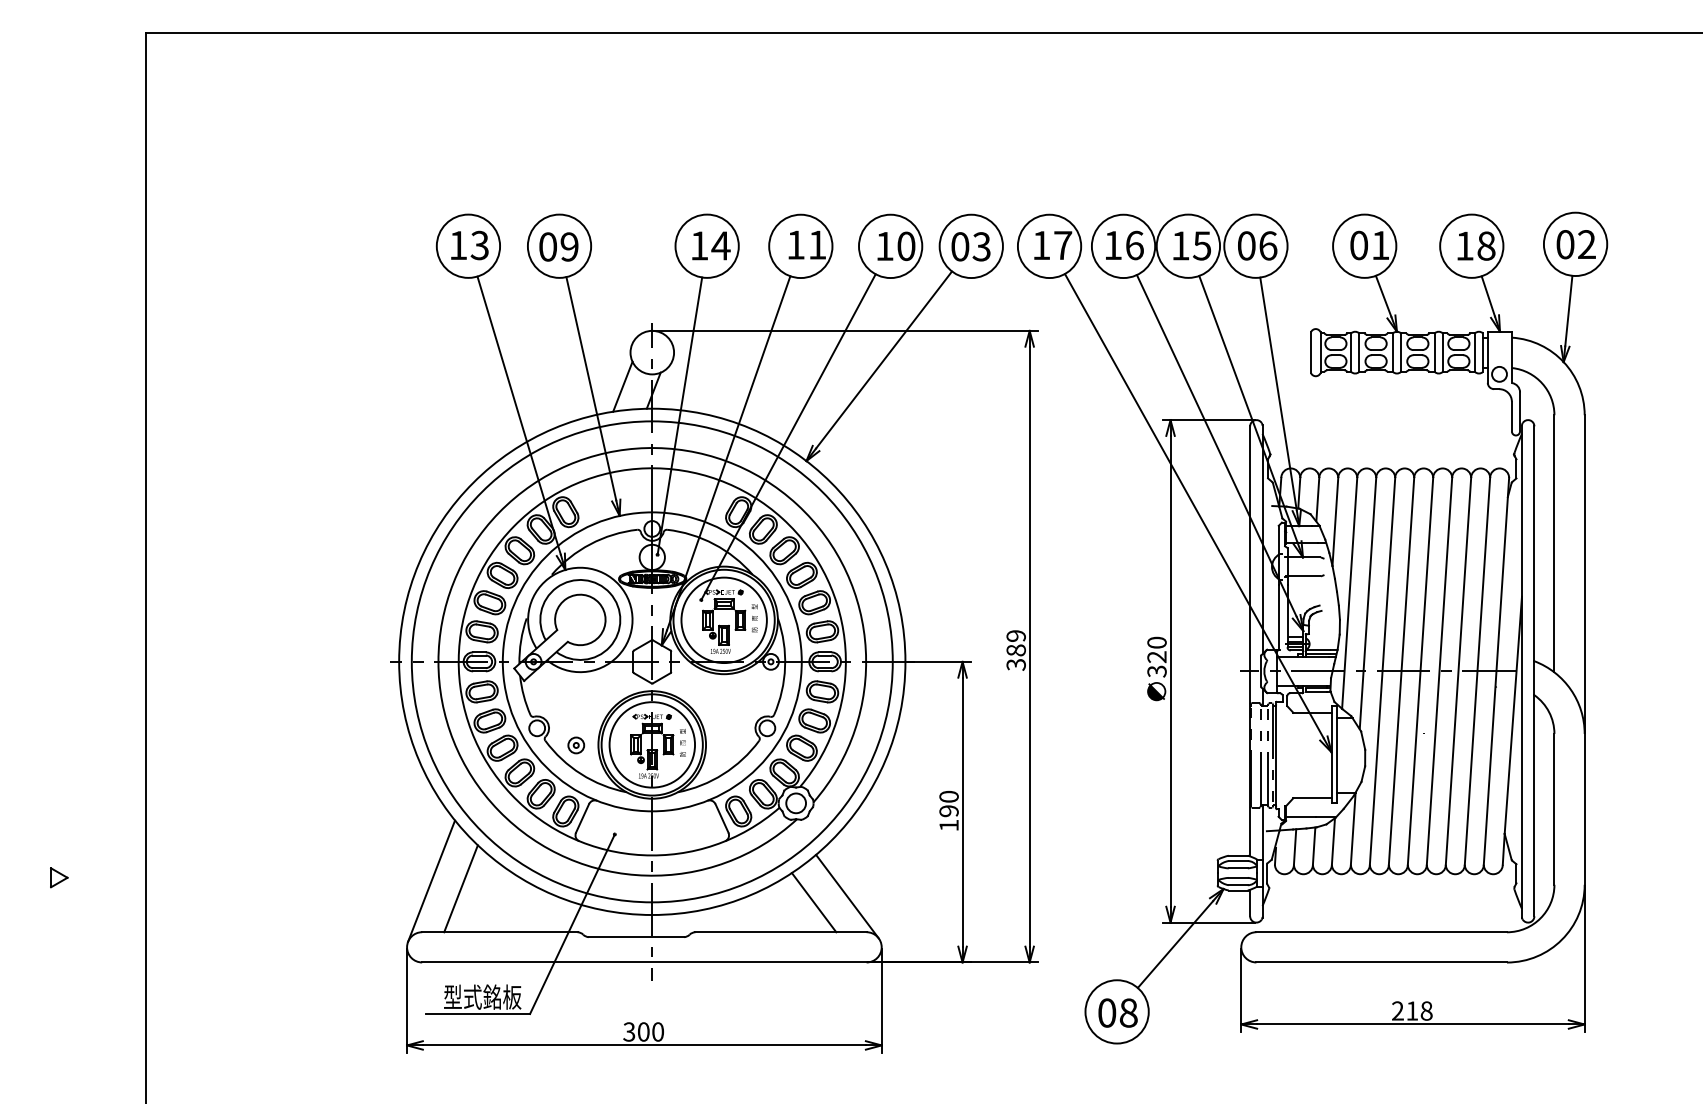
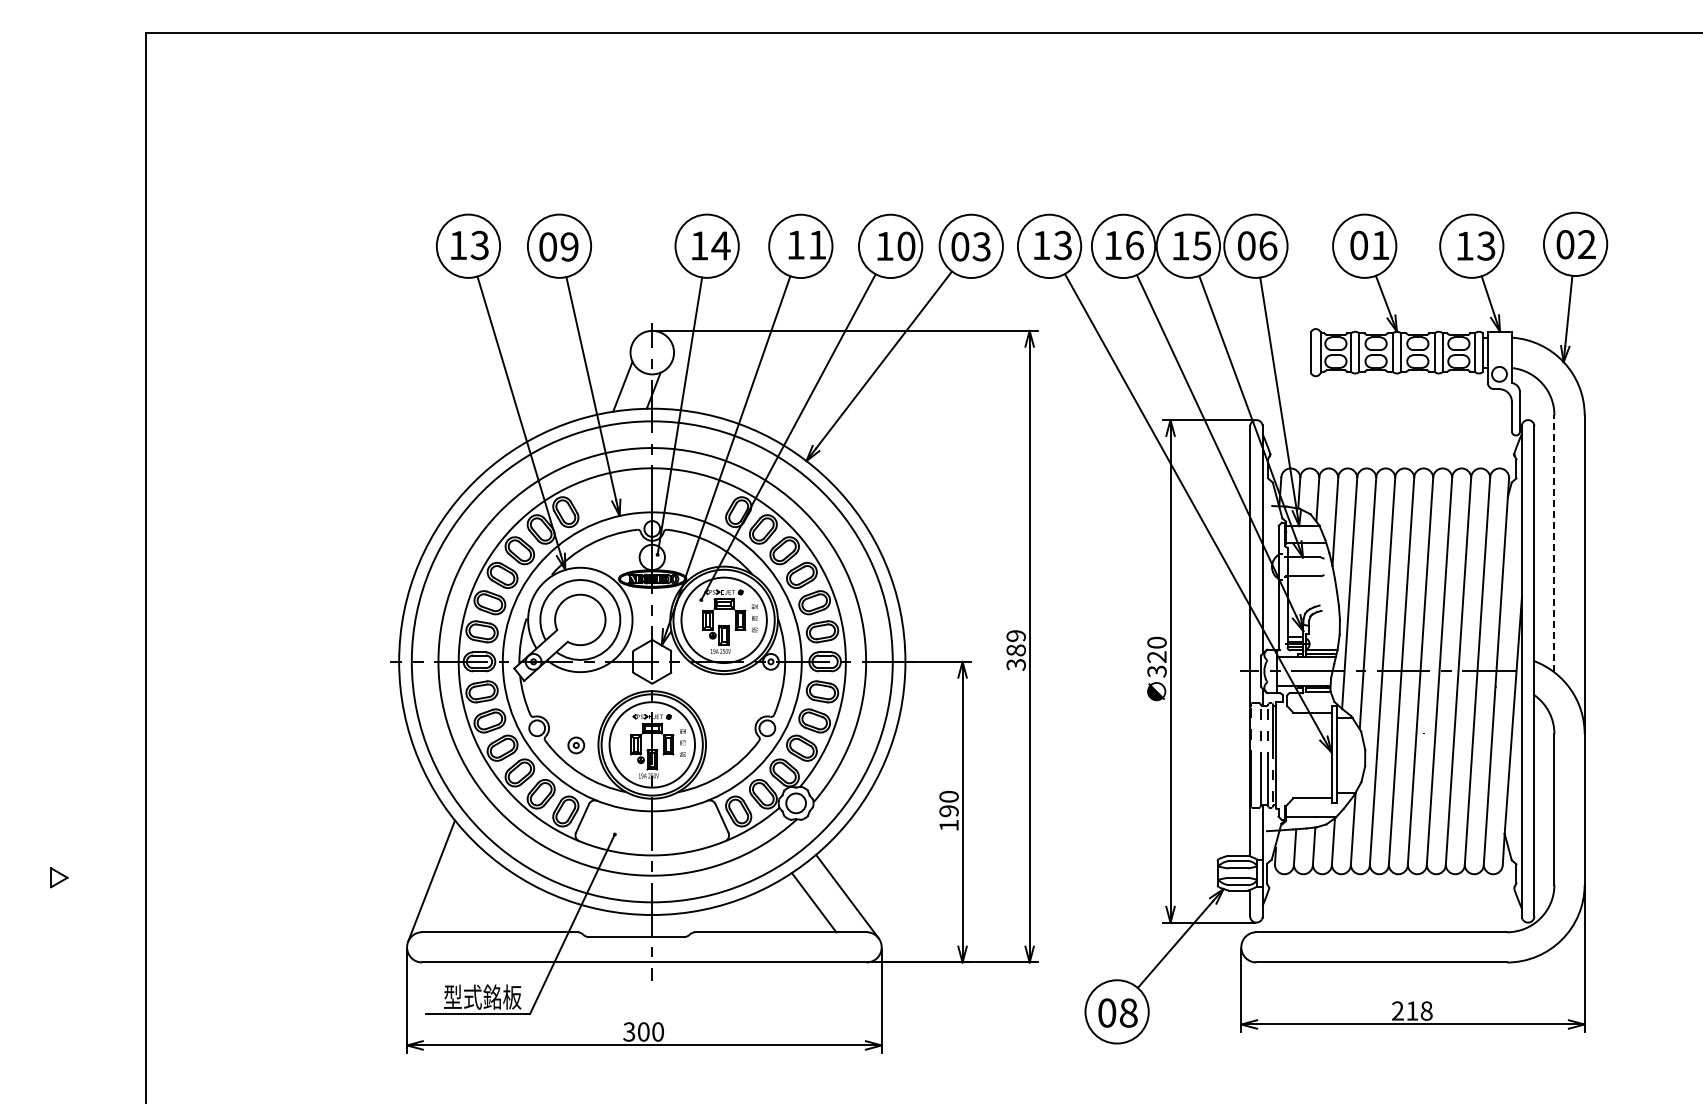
text: 17 -> 13 (1062, 245)
text: 18 -> 13 (1486, 245)
line: solid -> dashed (1554, 543)
line: present -> none (460, 888)
